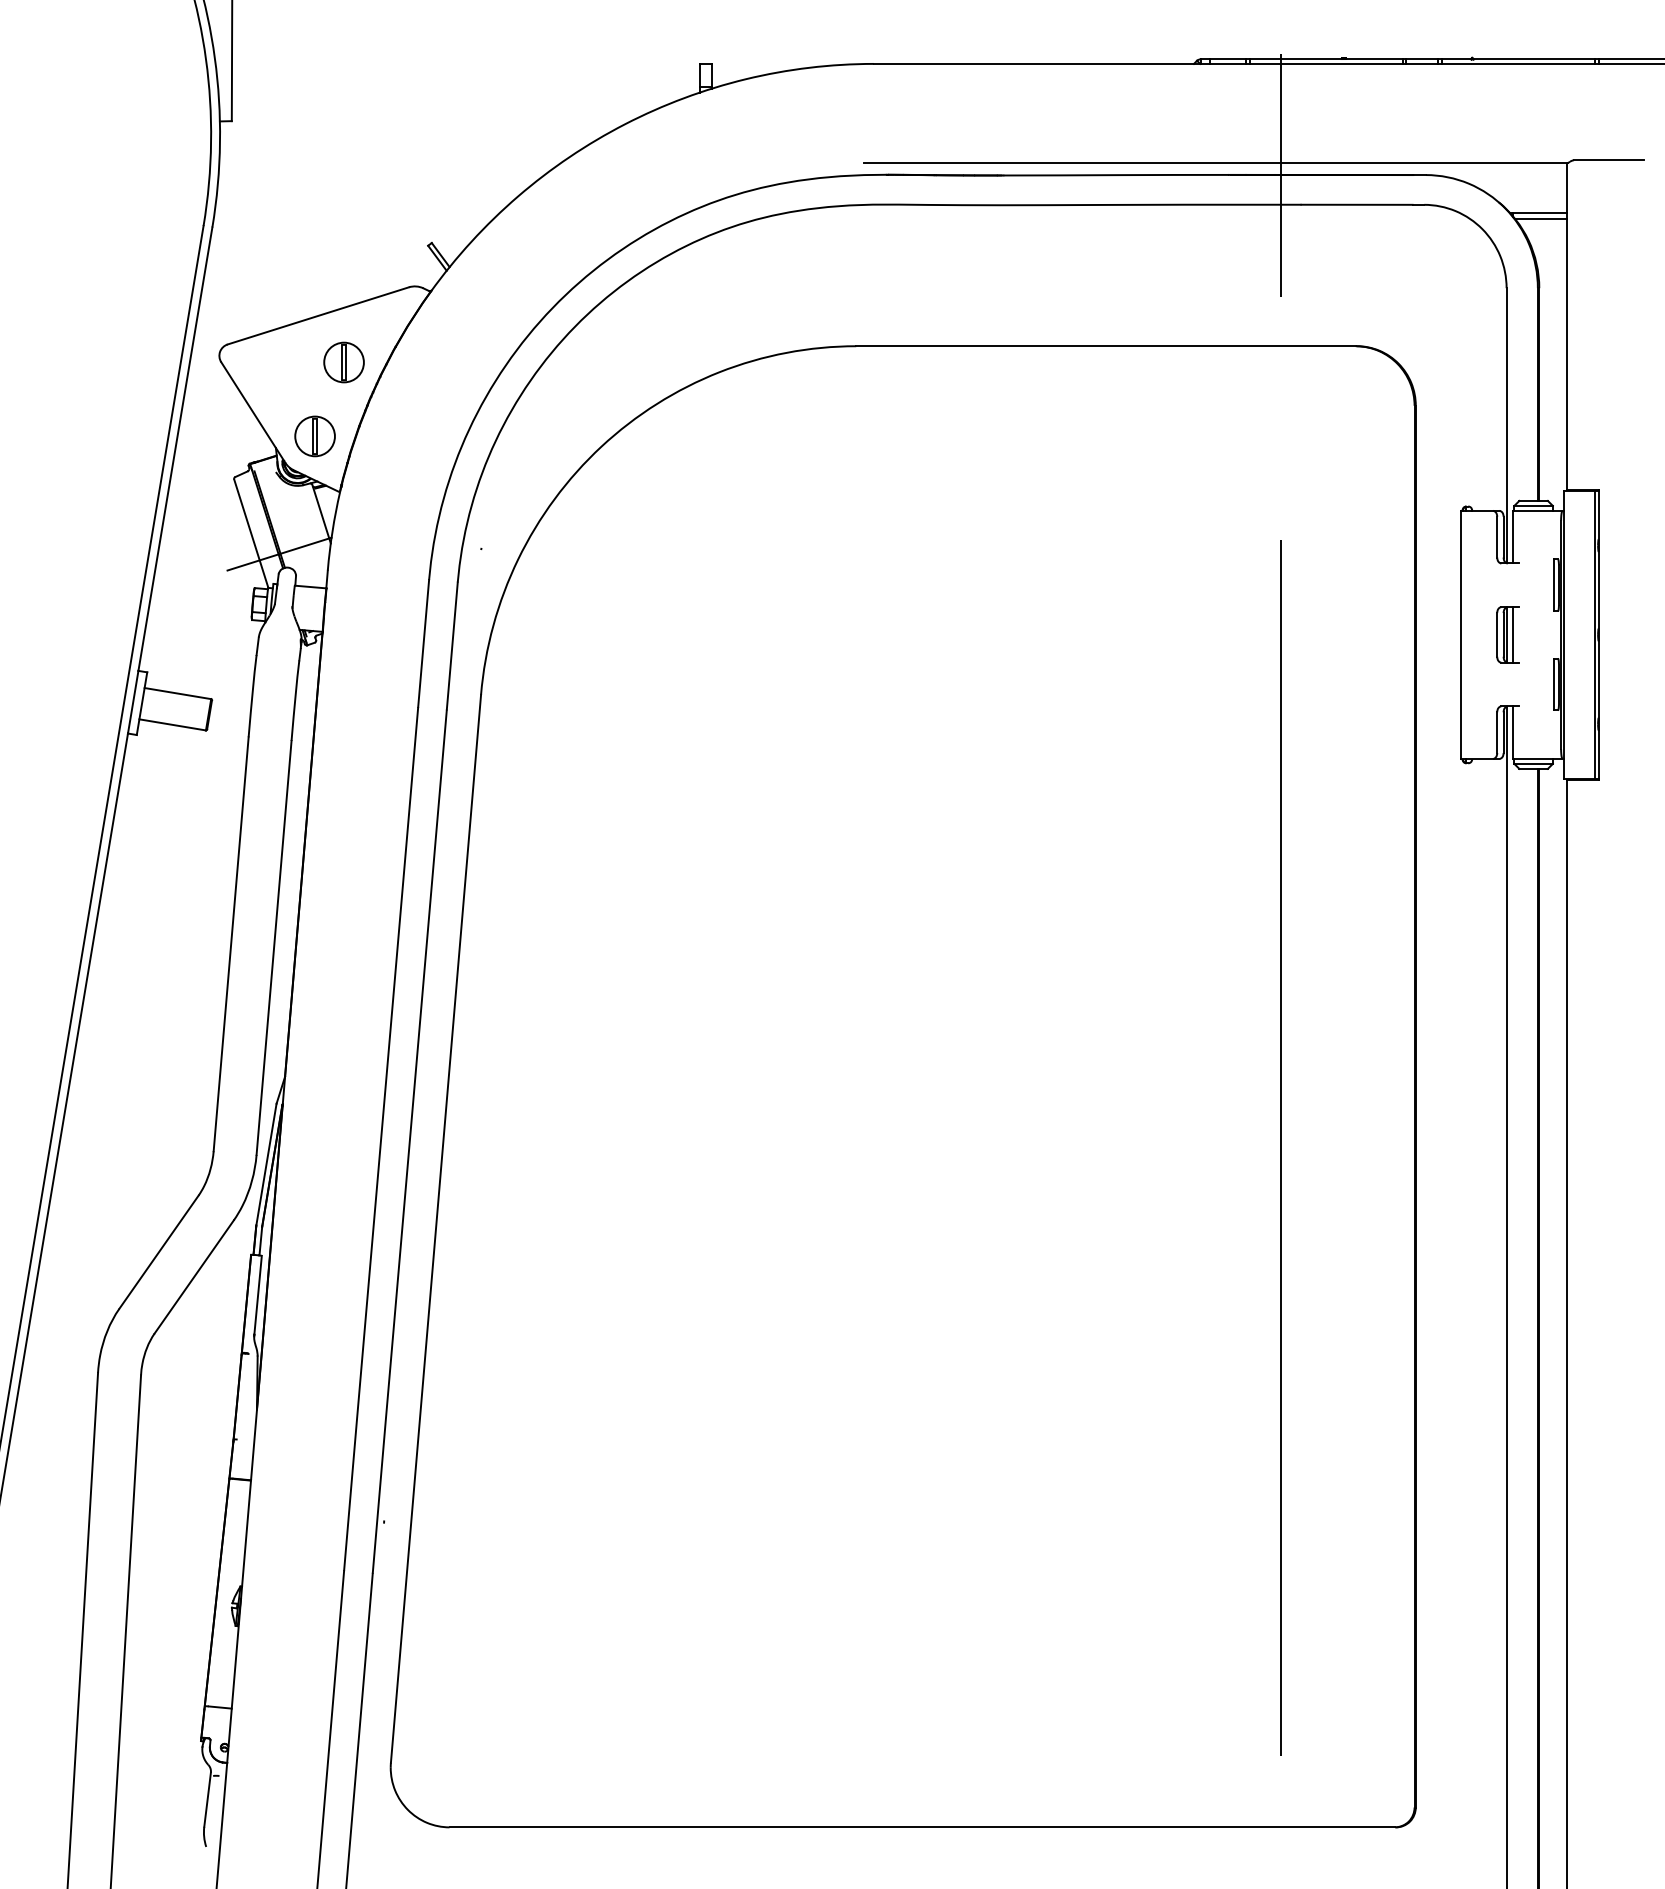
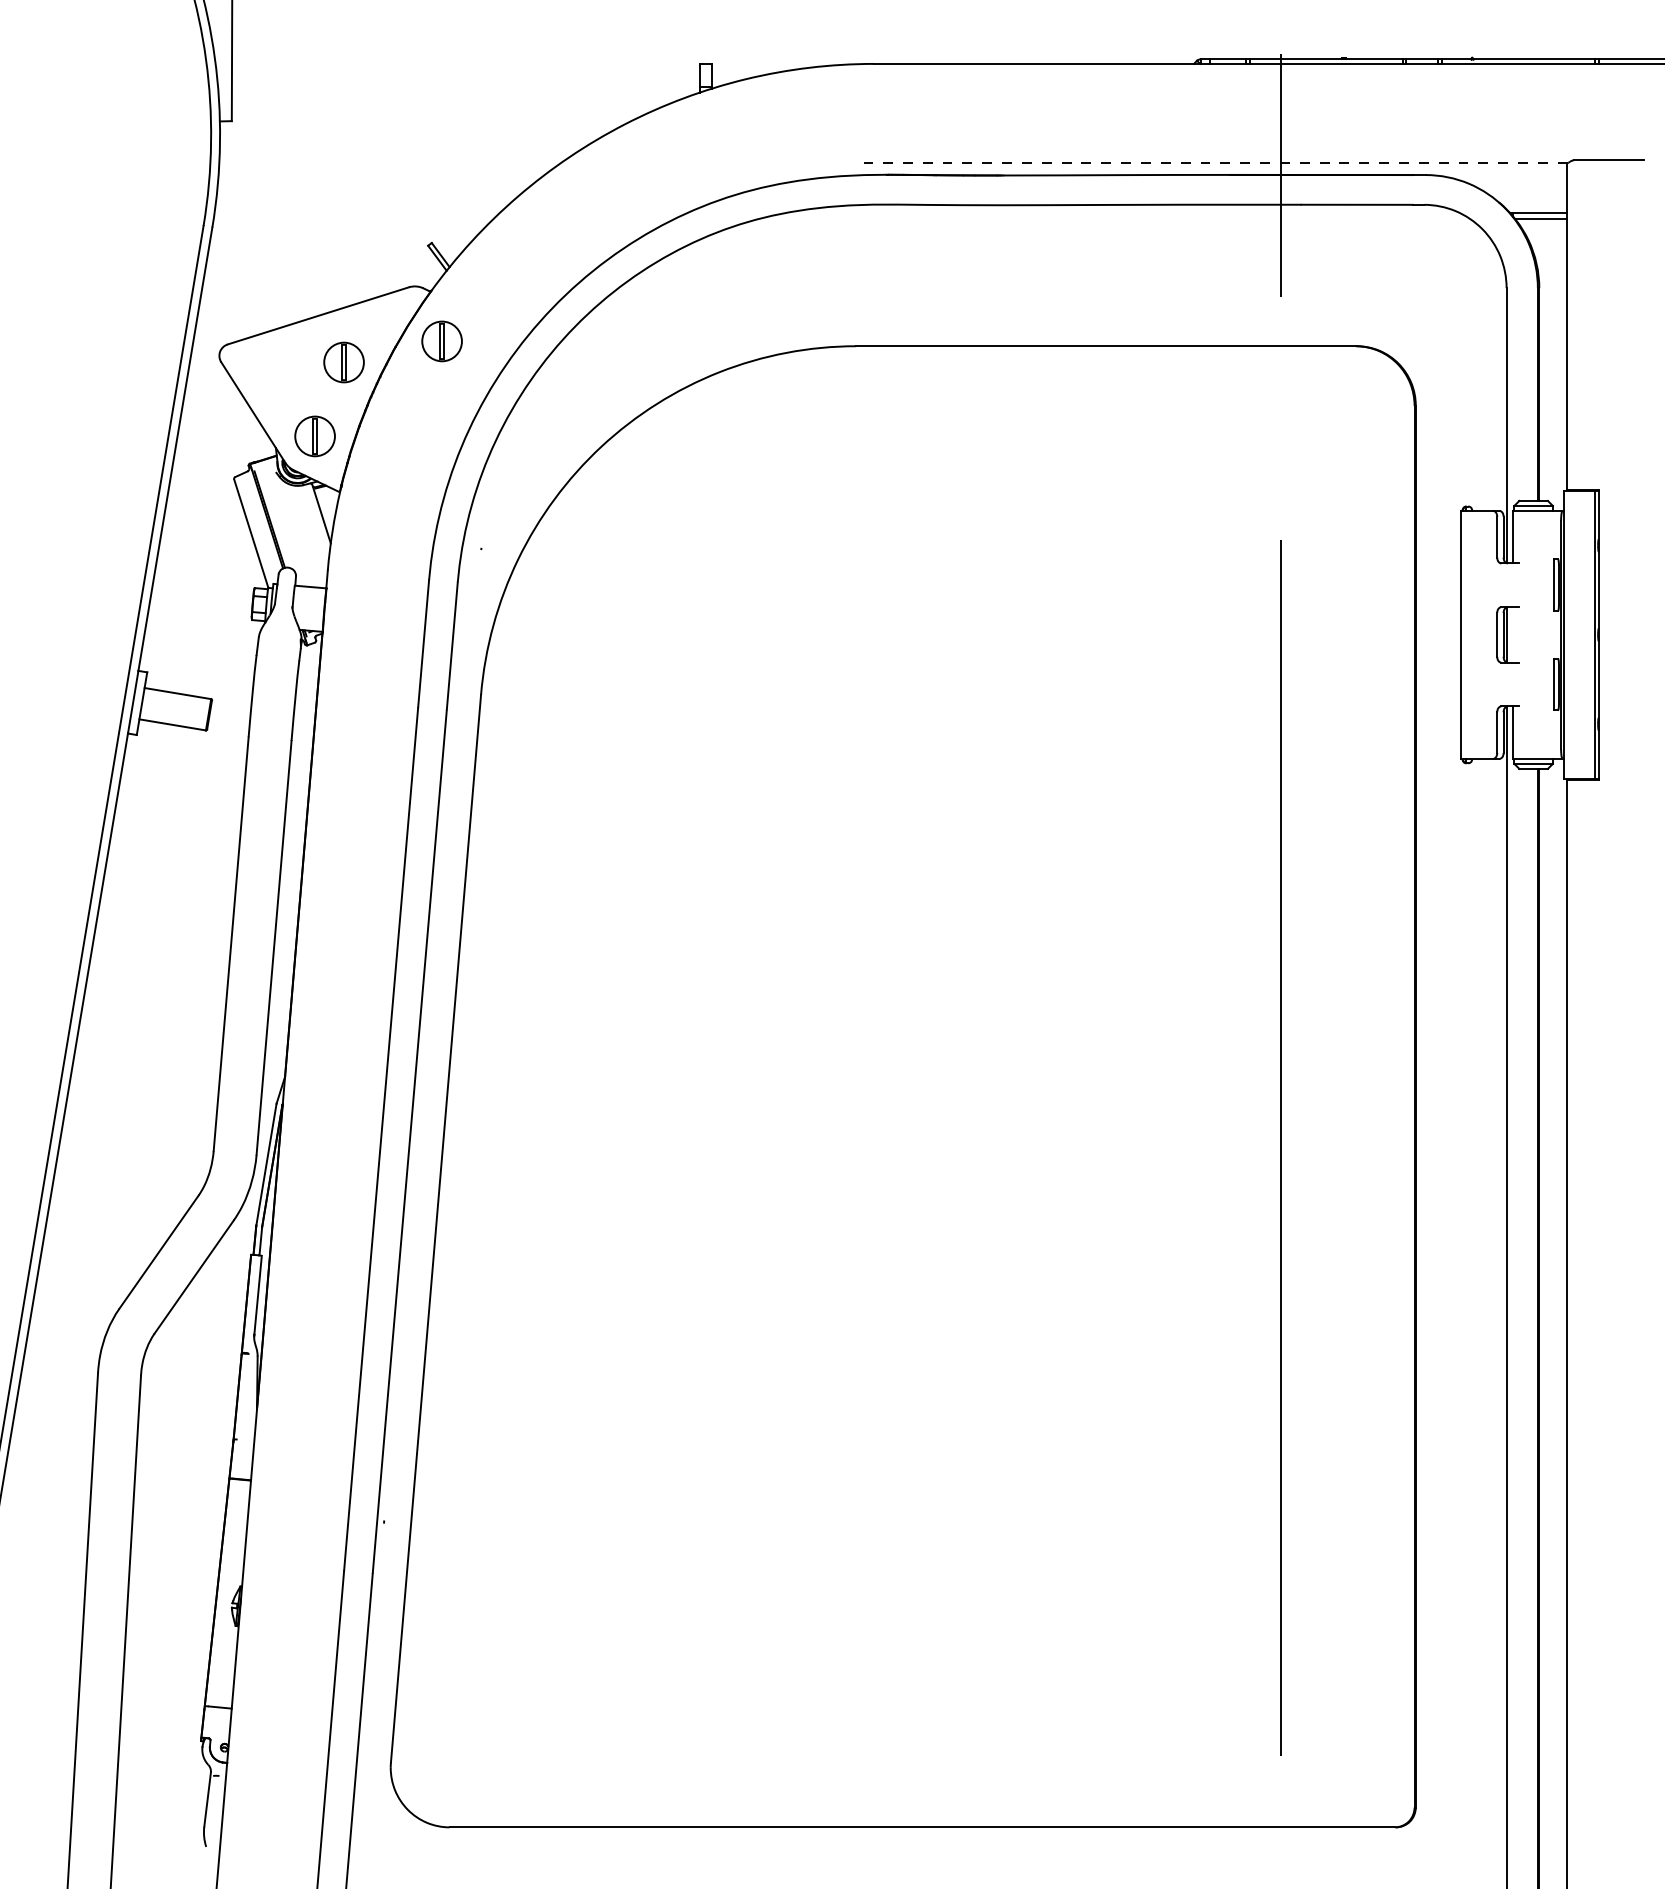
line: solid -> dashed (1215, 163)
part: none -> present (441, 341)
line: present -> none (279, 553)
line: present -> none (1512, 634)
